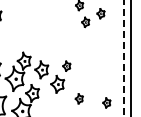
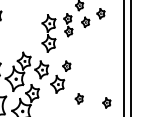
part: none -> present (57, 32)
line: dashed -> solid (123, 58)
